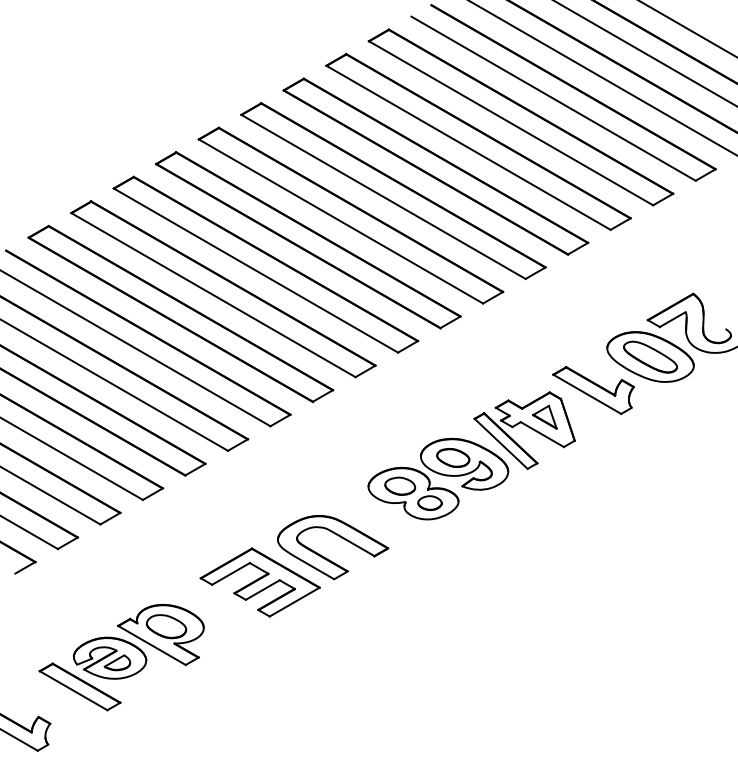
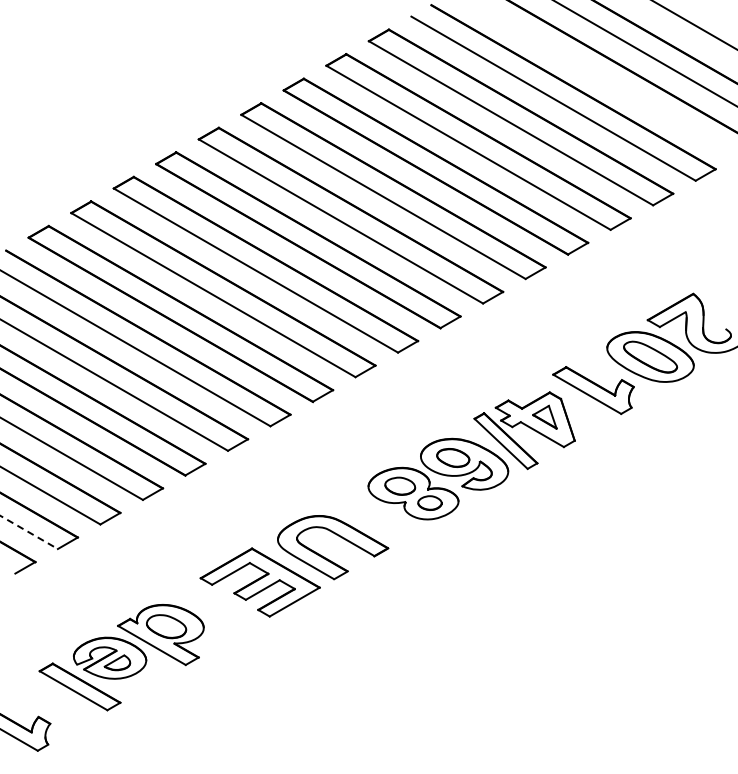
line position: (687, 29) -> (694, 25) (694, 25)
line: present -> none (602, 78)
line: solid -> dashed (29, 532)
